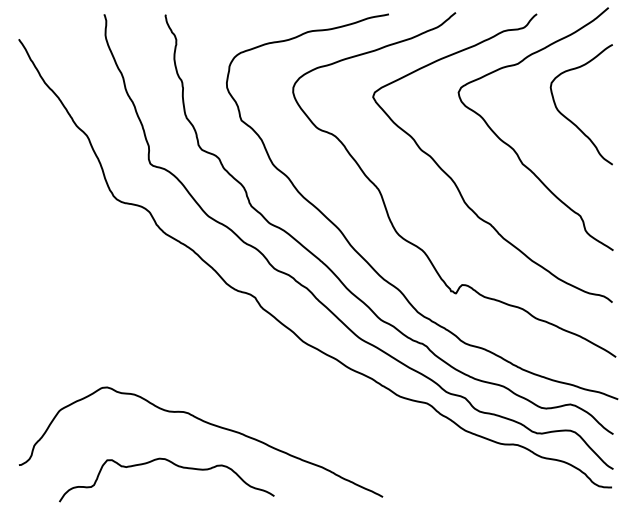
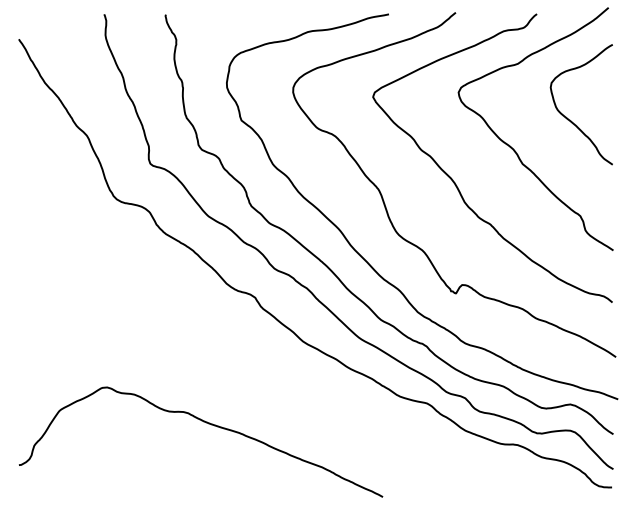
curve: present -> none (174, 465)
